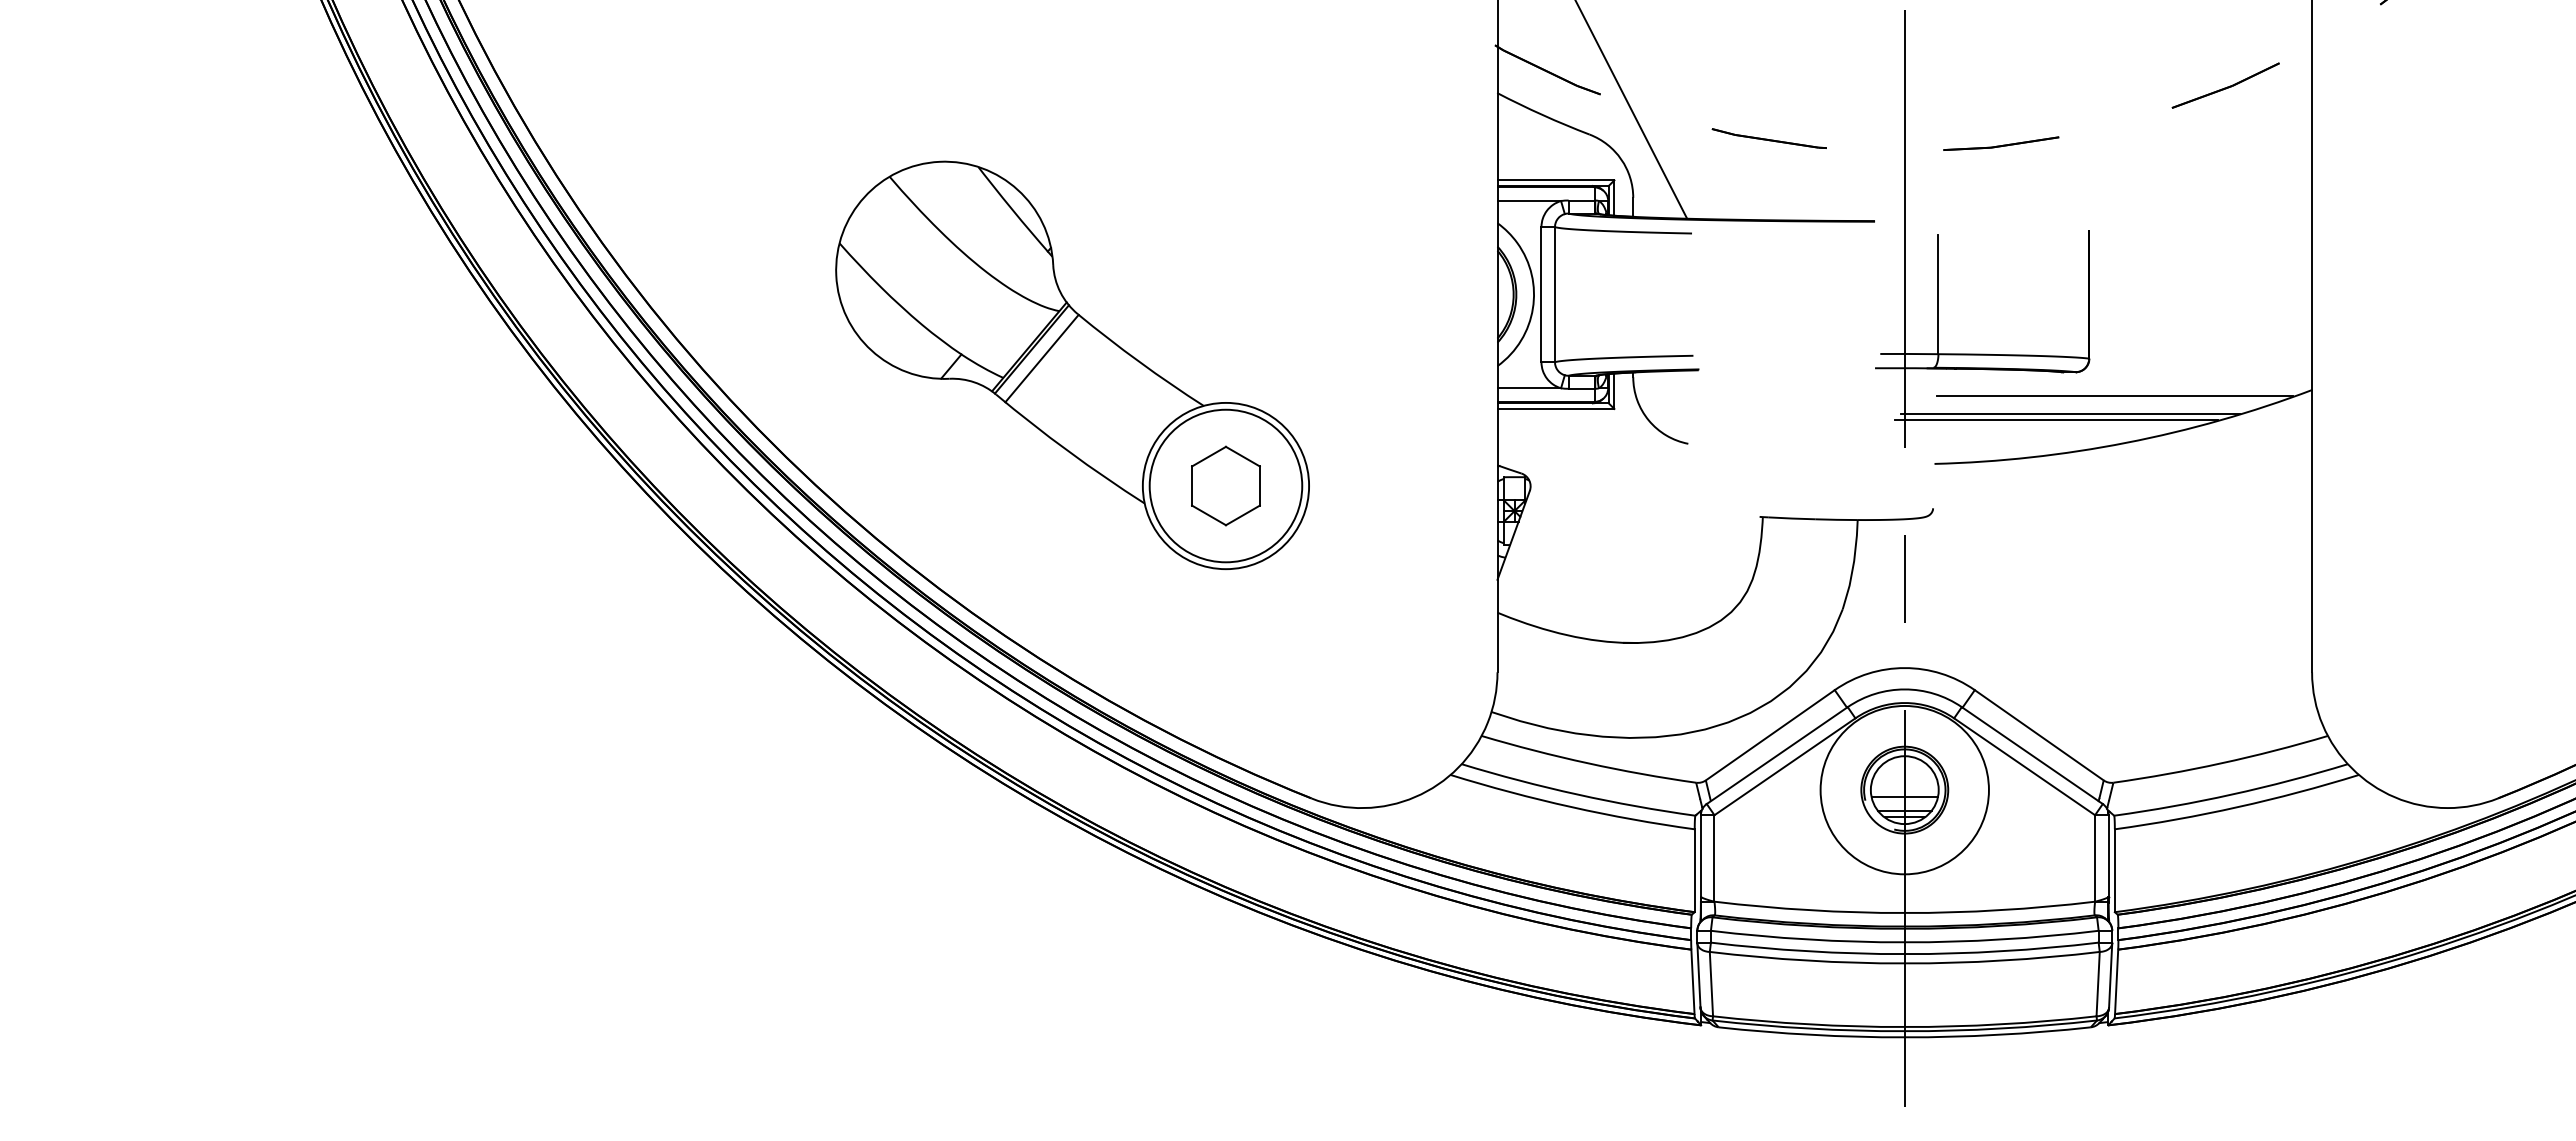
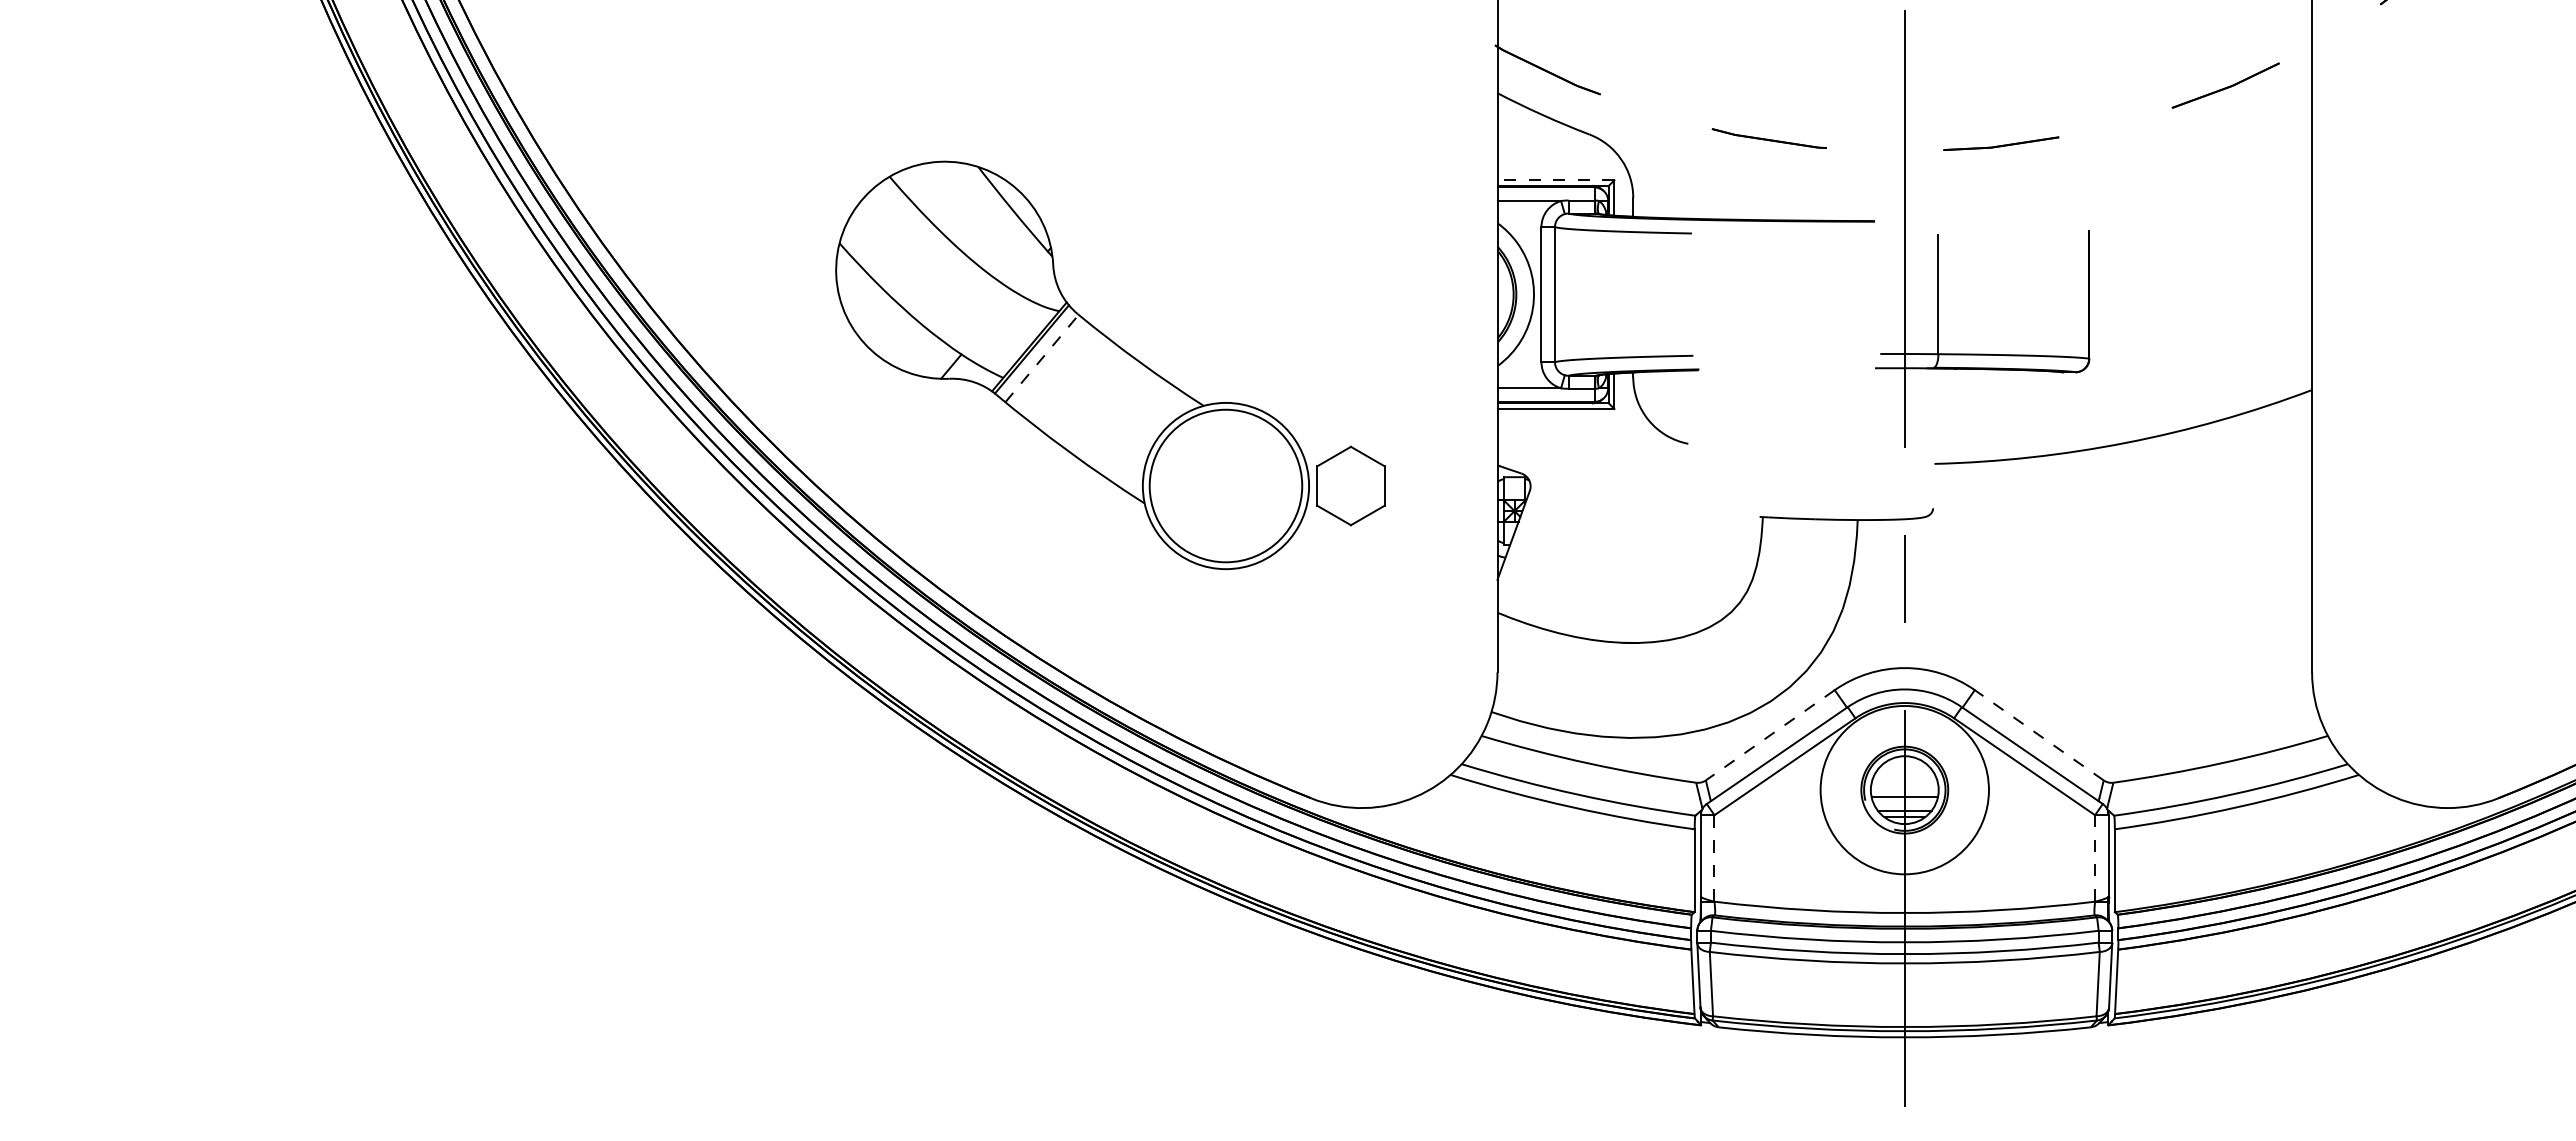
line: present -> none (1631, 110)
line: solid -> dashed (1555, 180)
line: solid -> dashed (1042, 358)
line: present -> none (2114, 396)
line: present -> none (2070, 413)
line: present -> none (2056, 420)
part position: (1225, 485) -> (1350, 485) (1350, 485)
line: solid -> dashed (1770, 735)
line: solid -> dashed (2039, 735)
line: solid -> dashed (1714, 857)
line: solid -> dashed (2095, 858)
